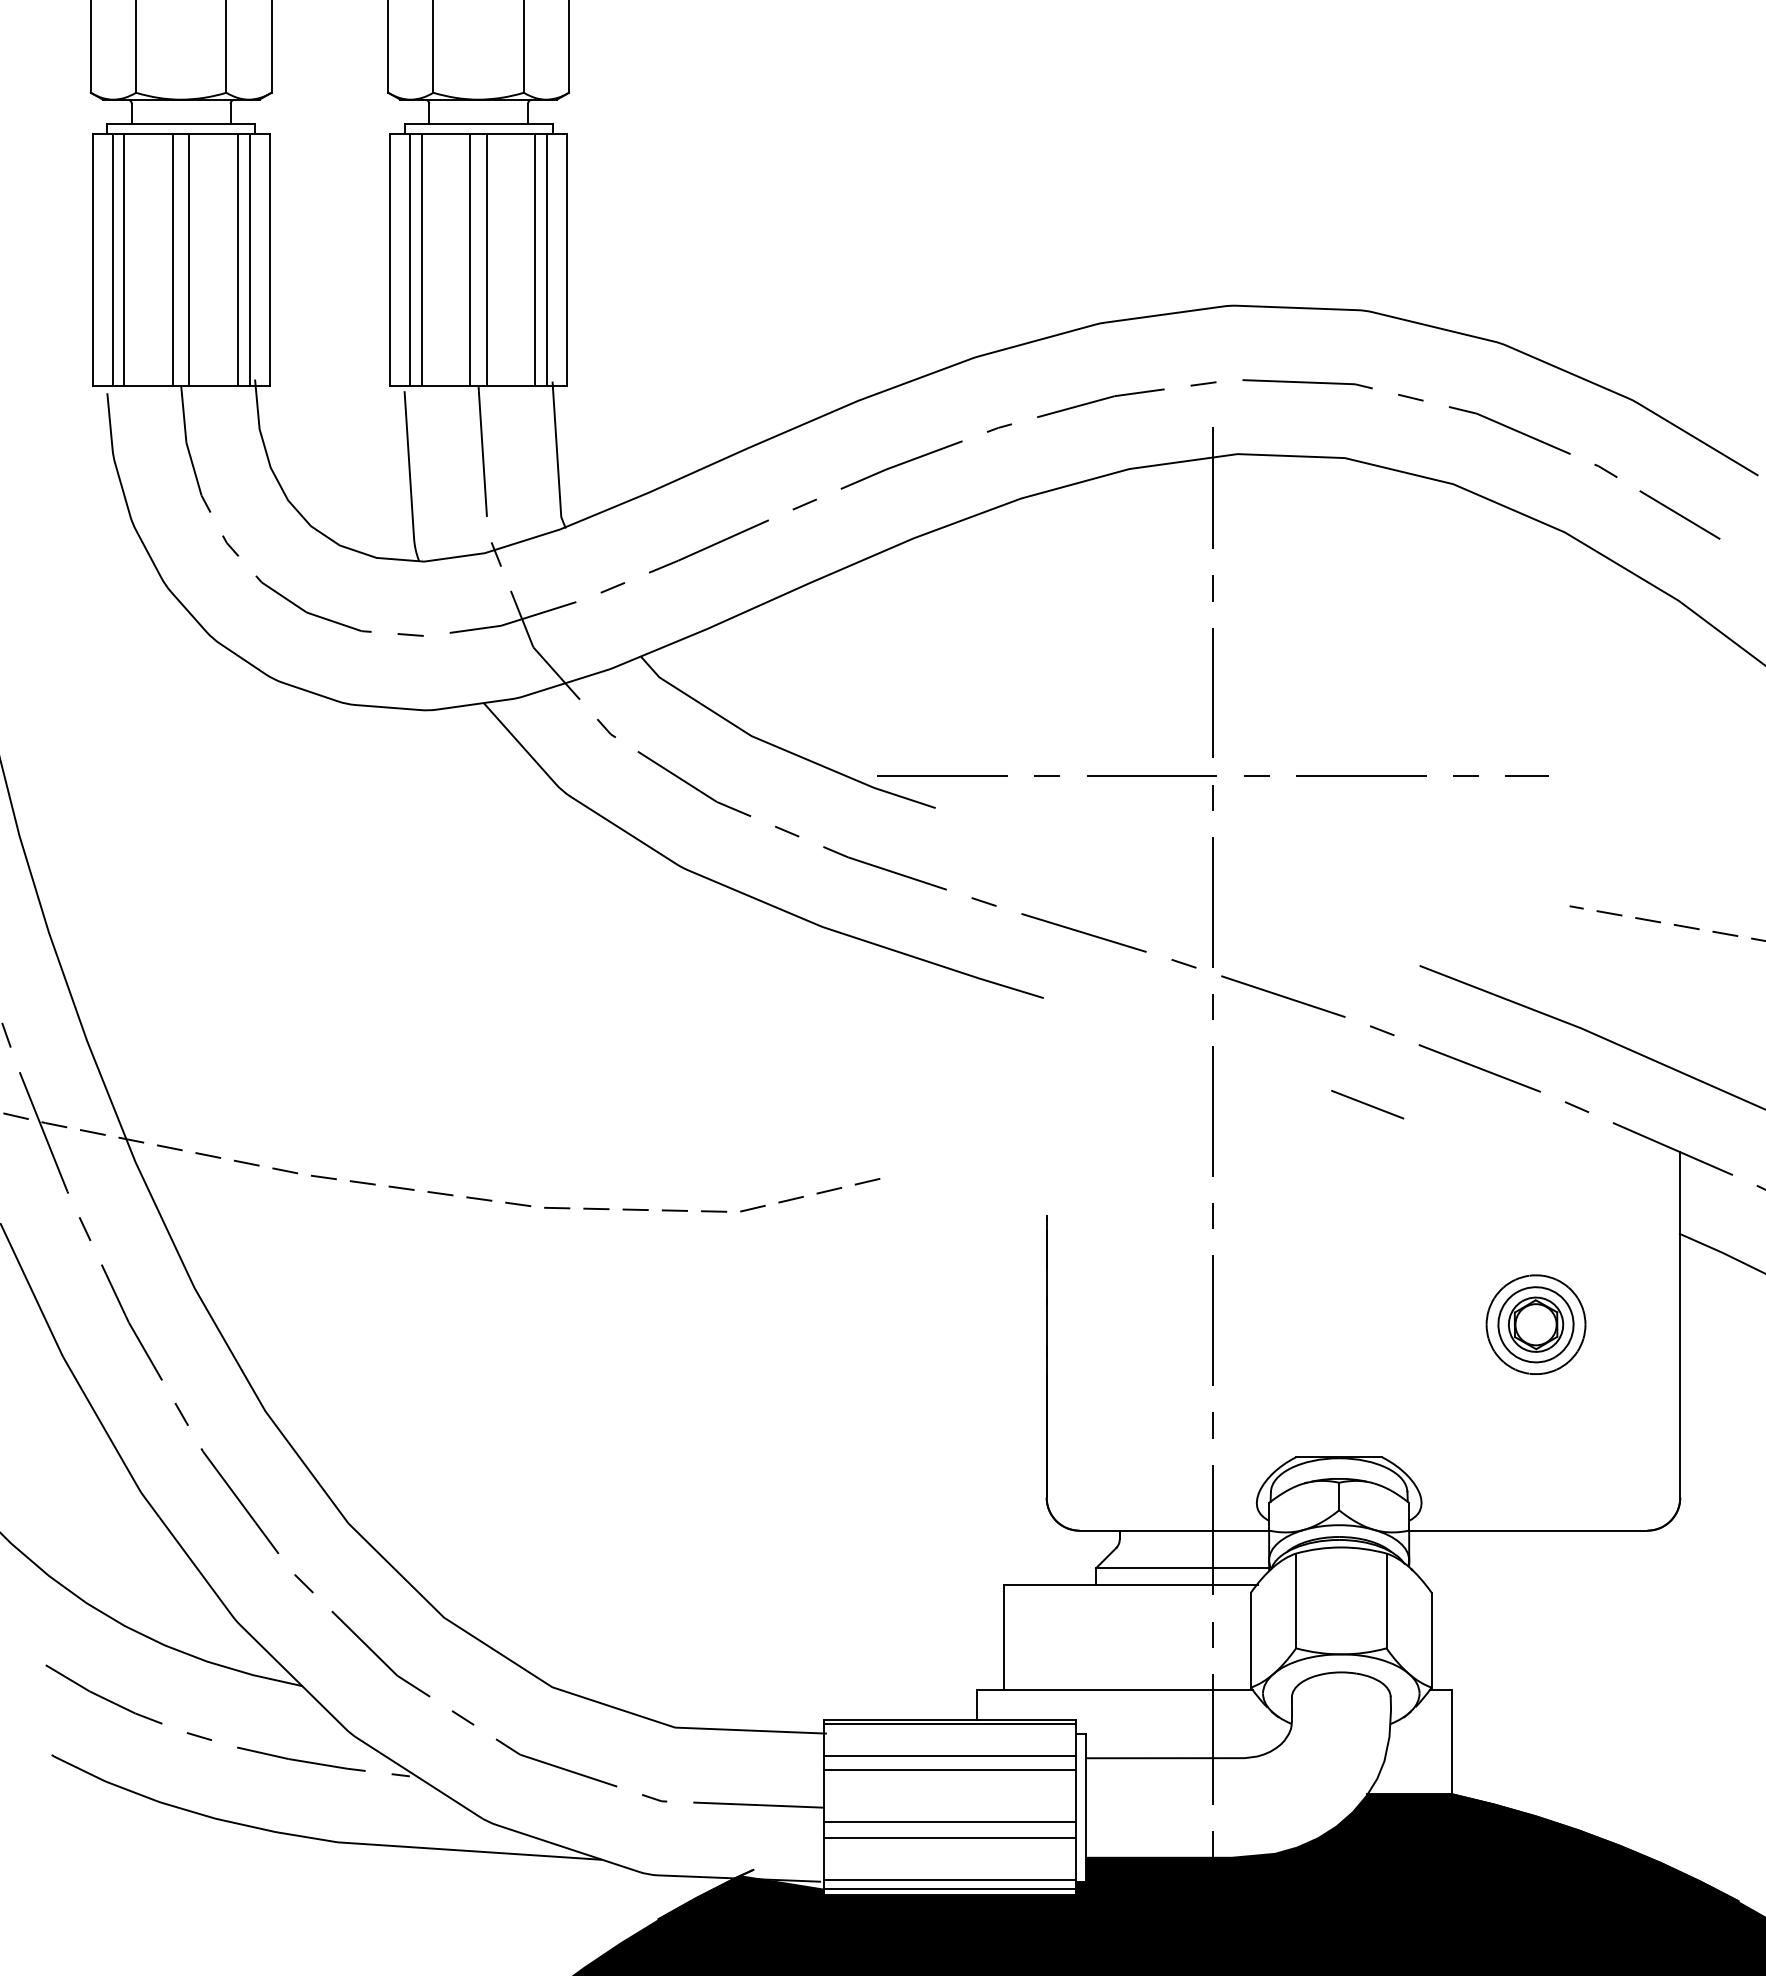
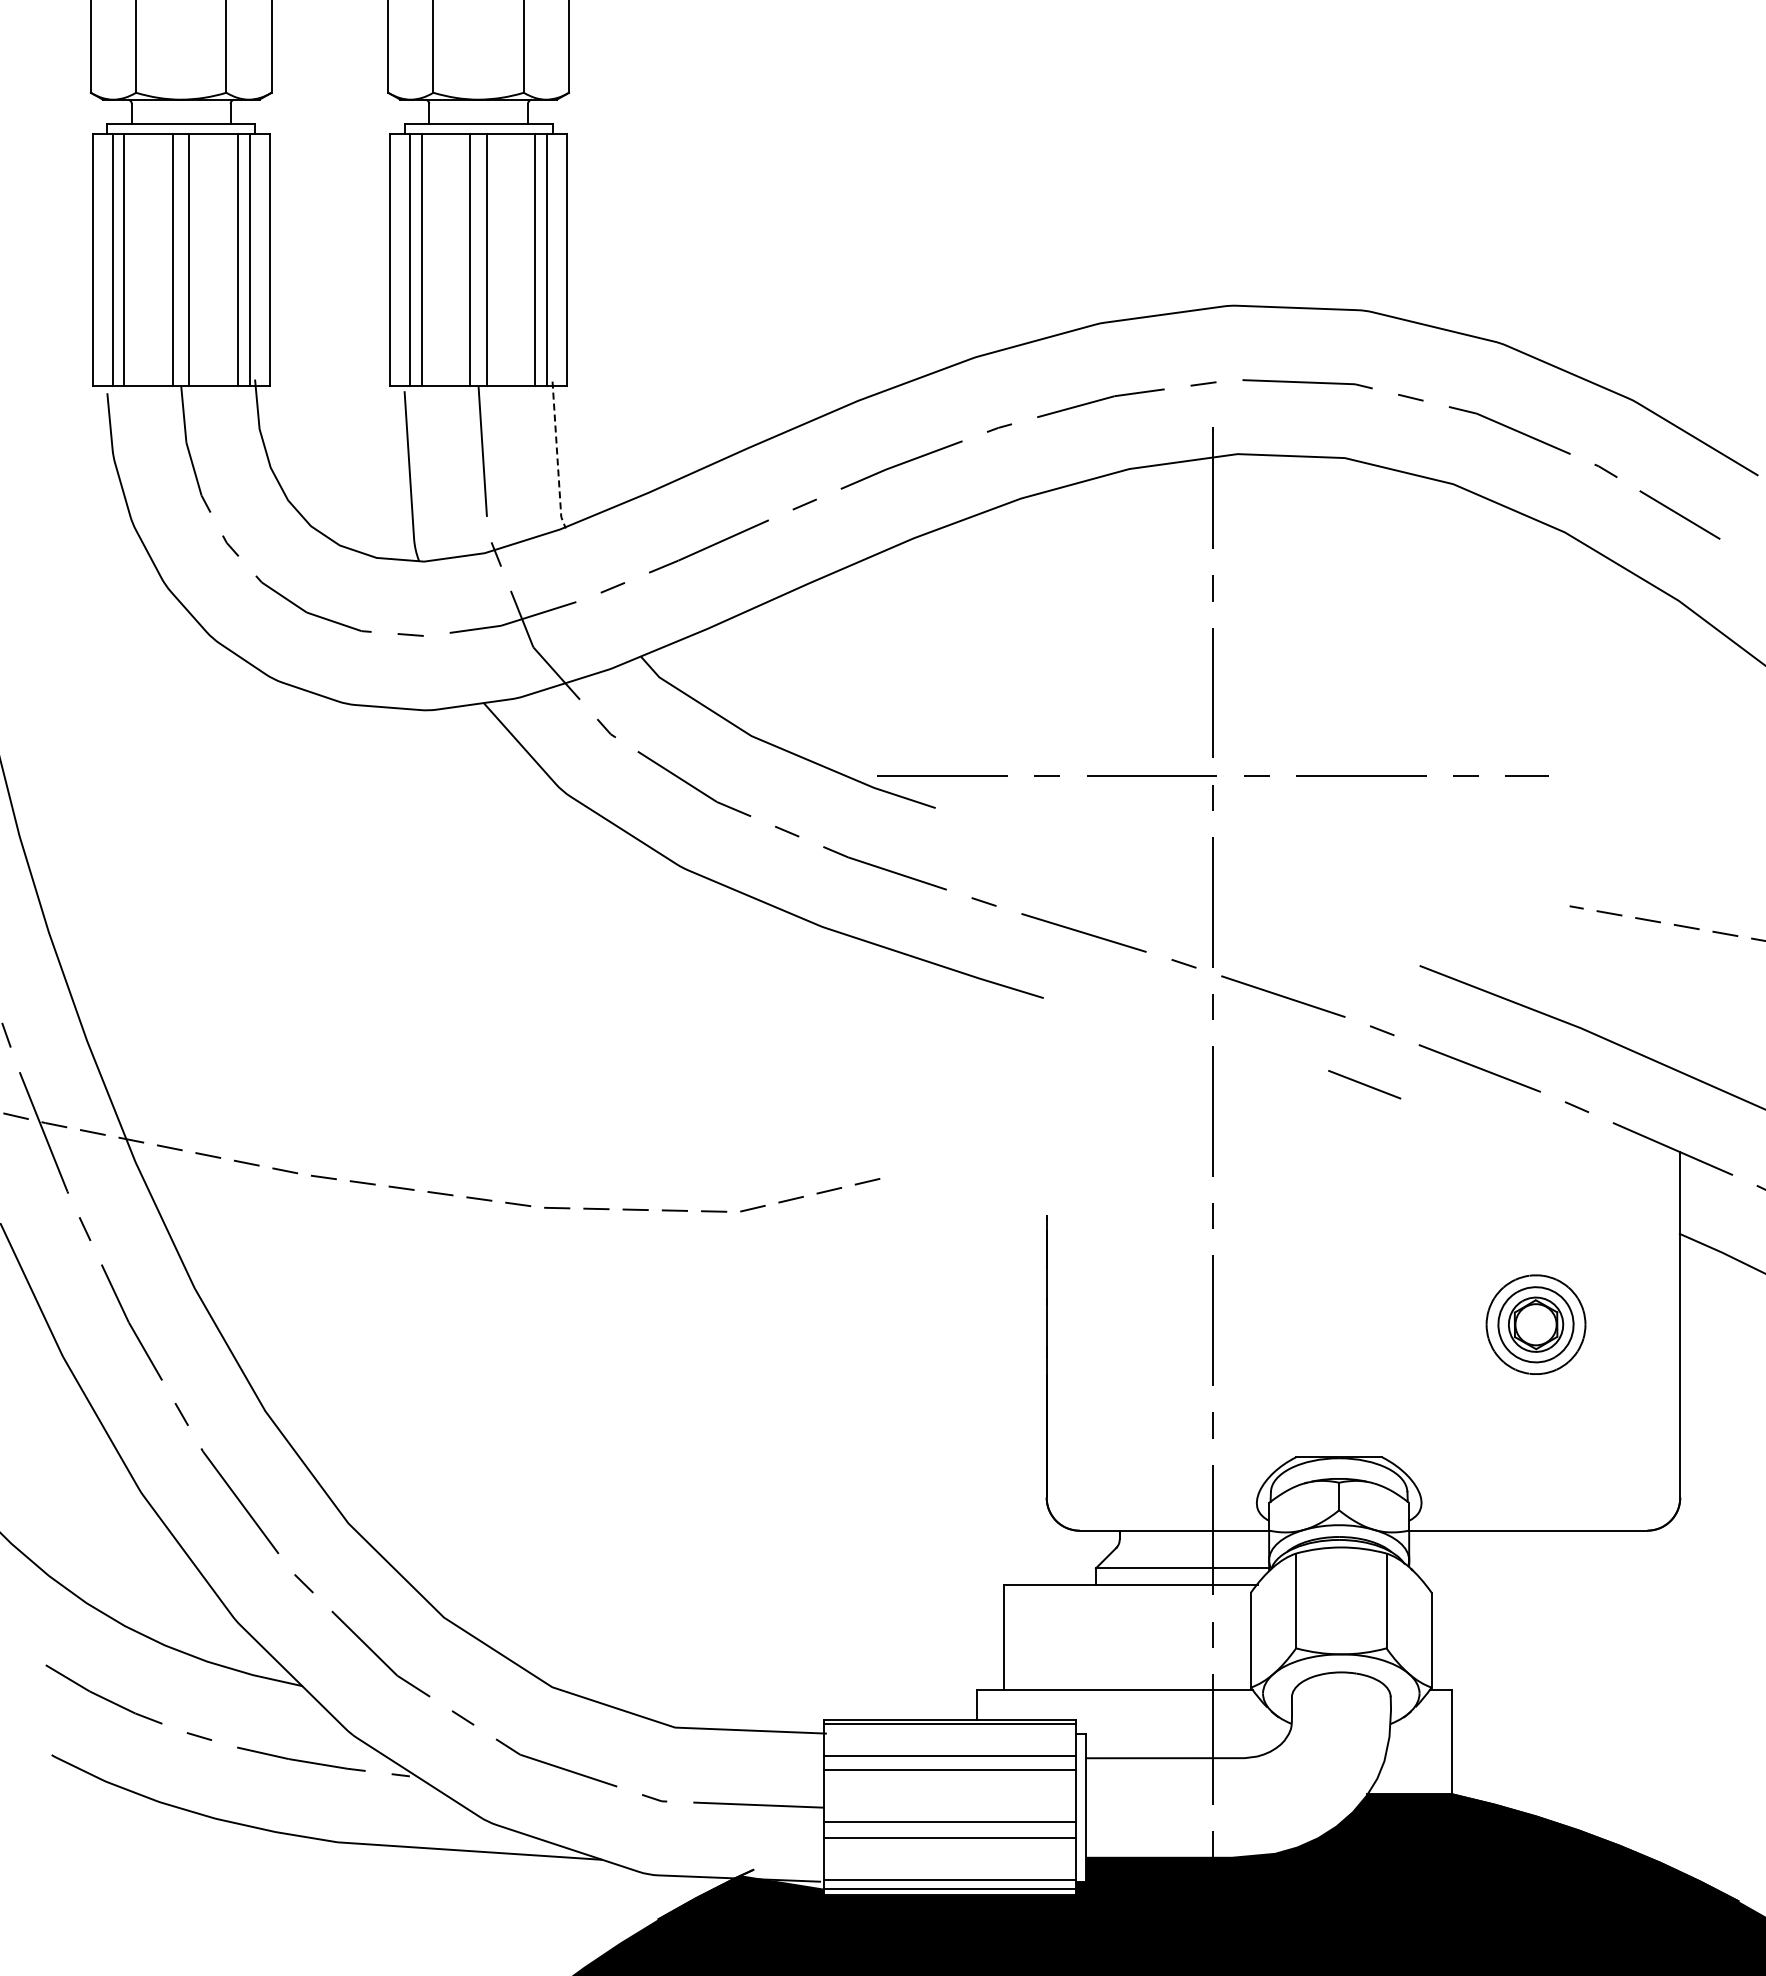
line: solid -> dashed (557, 456)
line position: (1367, 1104) -> (1364, 1084) (1364, 1084)
